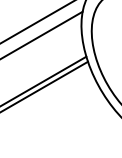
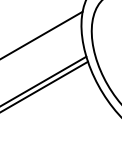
line: present -> none (36, 22)
